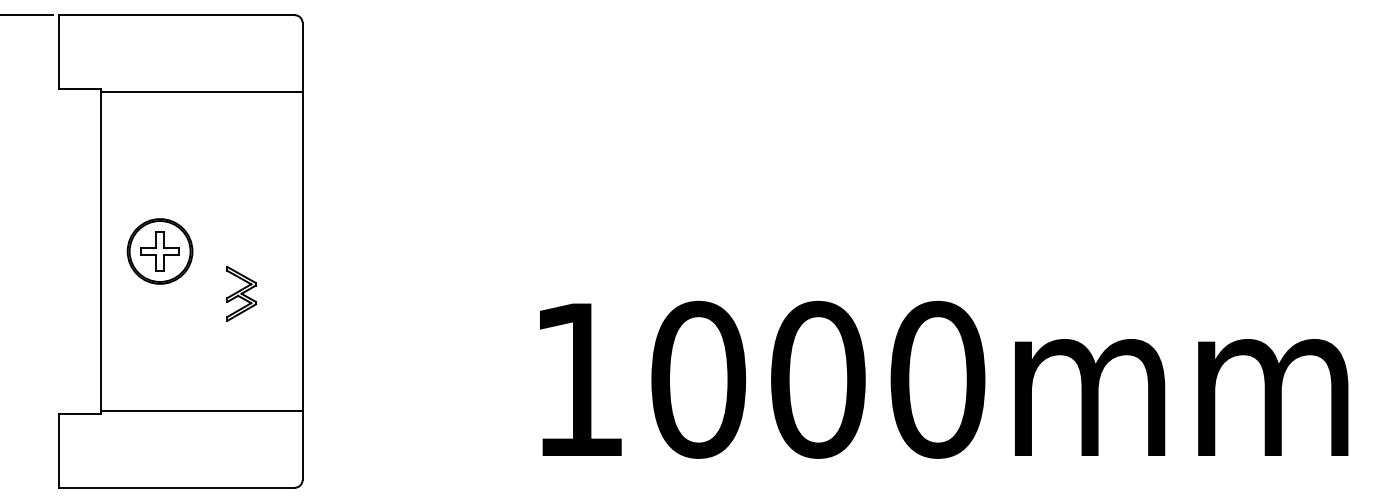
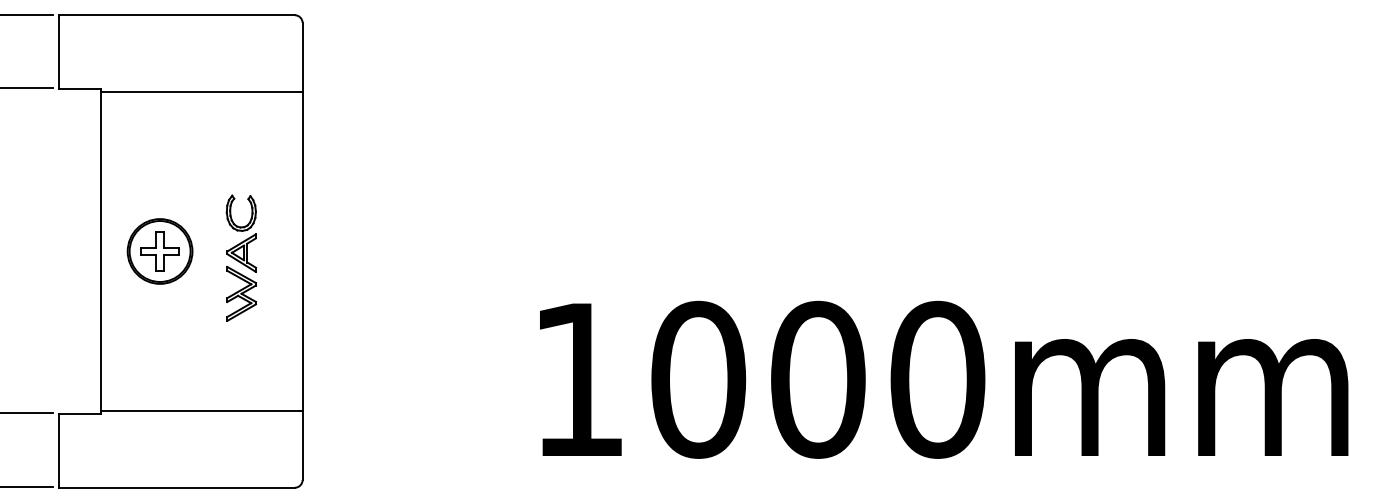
line: none -> present (27, 88)
part: none -> present (240, 233)
line: none -> present (27, 413)
line: none -> present (27, 487)
